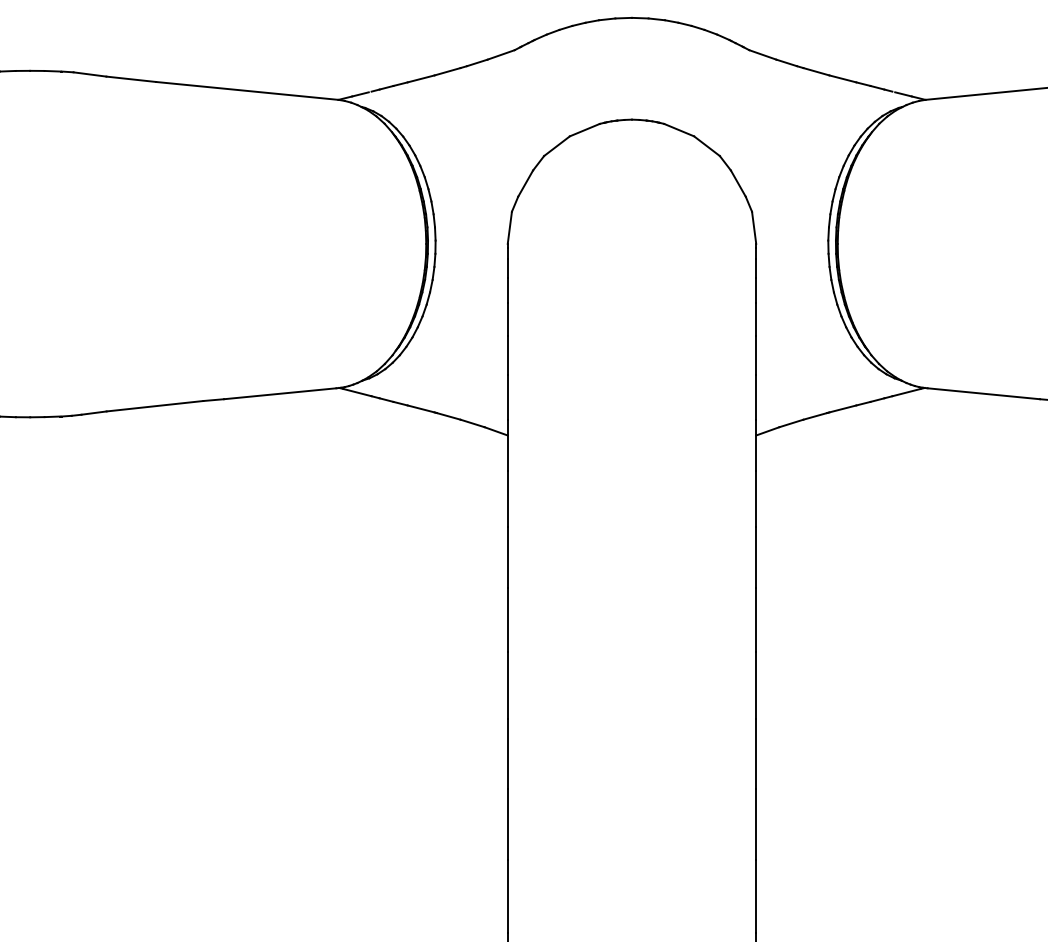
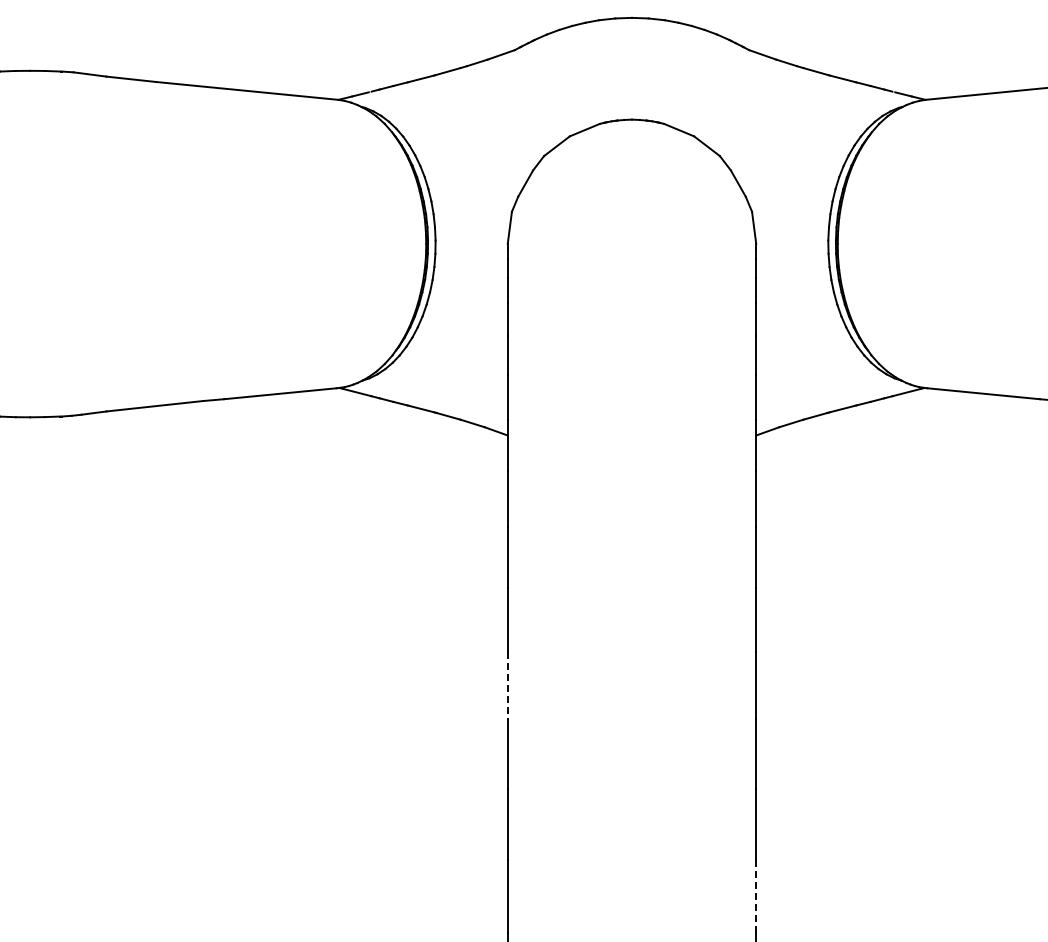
line: solid -> dashed (507, 685)
line: solid -> dashed (756, 896)
